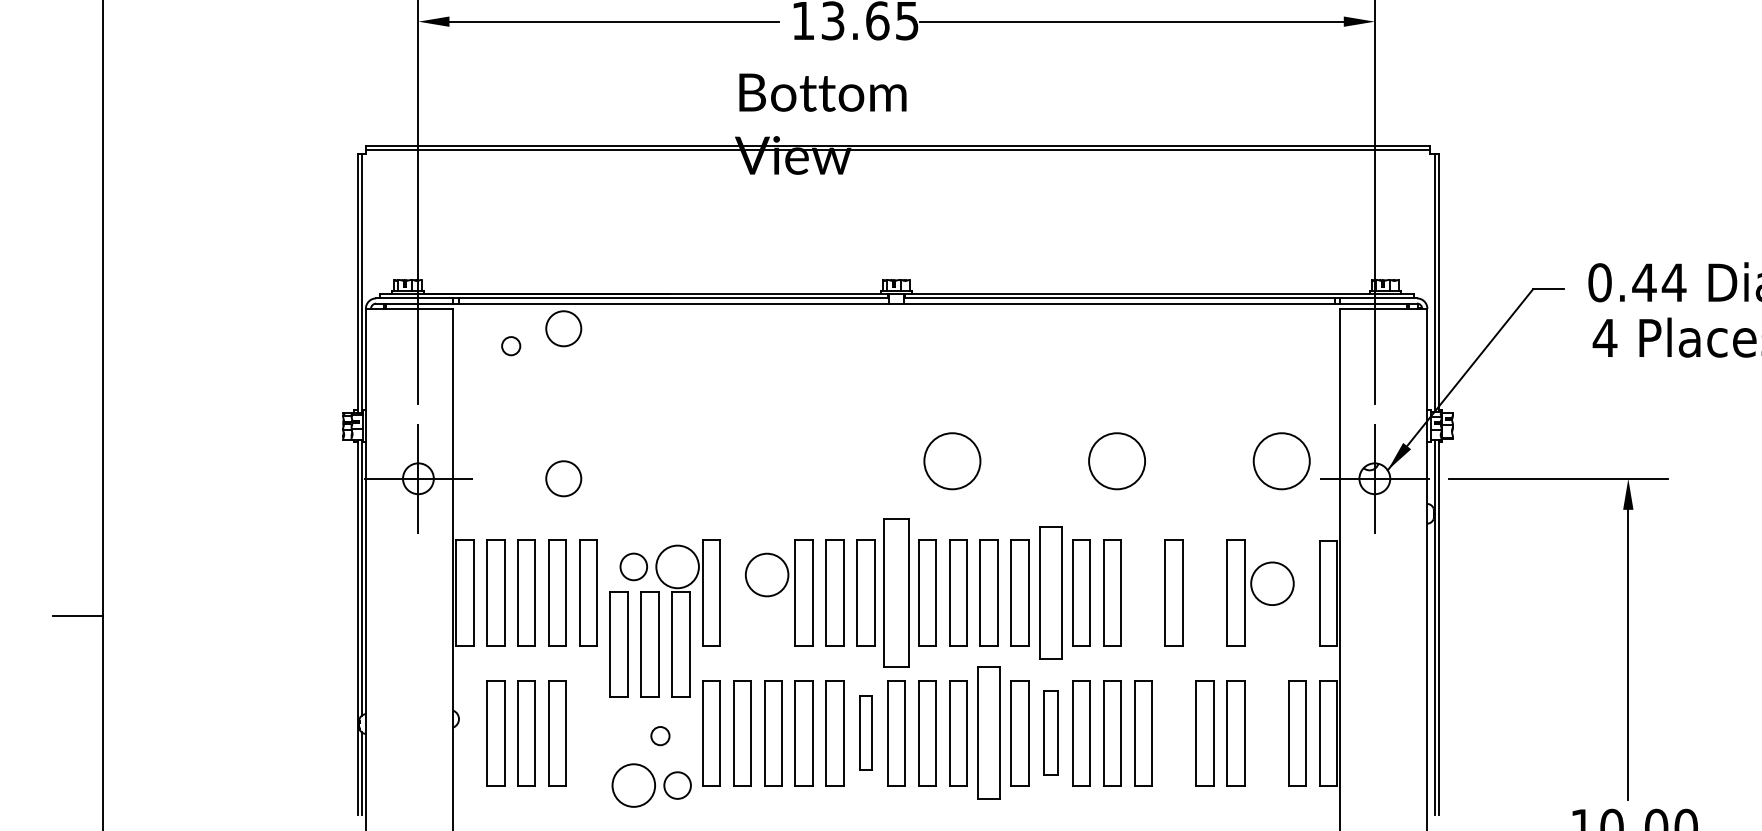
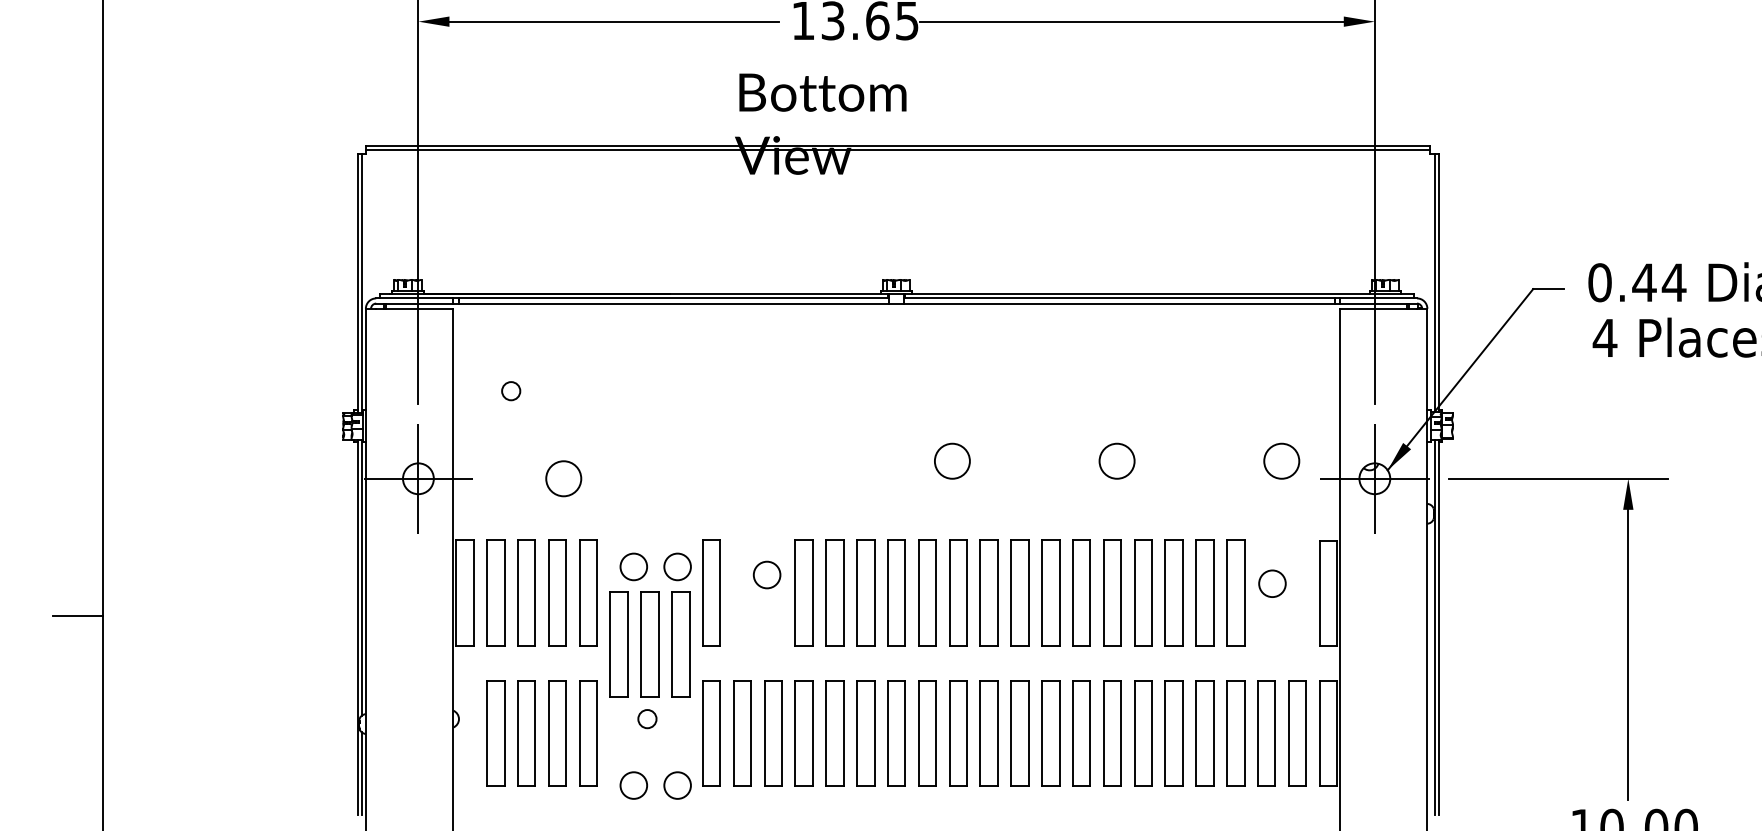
circle: present -> none (563, 328)
circle position: (511, 346) -> (511, 391) (511, 391)
circle diameter: 56 px -> 35 px (951, 460)
circle diameter: 56 px -> 35 px (1116, 460)
circle diameter: 56 px -> 35 px (1281, 460)
circle diameter: 43 px -> 27 px (677, 566)
circle diameter: 43 px -> 27 px (766, 574)
circle diameter: 43 px -> 27 px (1272, 583)
part size: 27x150 px -> 19x108 px (896, 592)
part size: 24x134 px -> 20x108 px (1050, 592)
part: none -> present (1143, 592)
part: none -> present (1204, 592)
part size: 14x76 px -> 20x107 px (865, 733)
part size: 24x134 px -> 20x107 px (988, 733)
part size: 16x86 px -> 20x107 px (1050, 733)
part: none -> present (588, 733)
part: none -> present (1173, 733)
part: none -> present (1266, 733)
circle position: (660, 736) -> (647, 719) (647, 719)
circle diameter: 43 px -> 27 px (633, 785)
